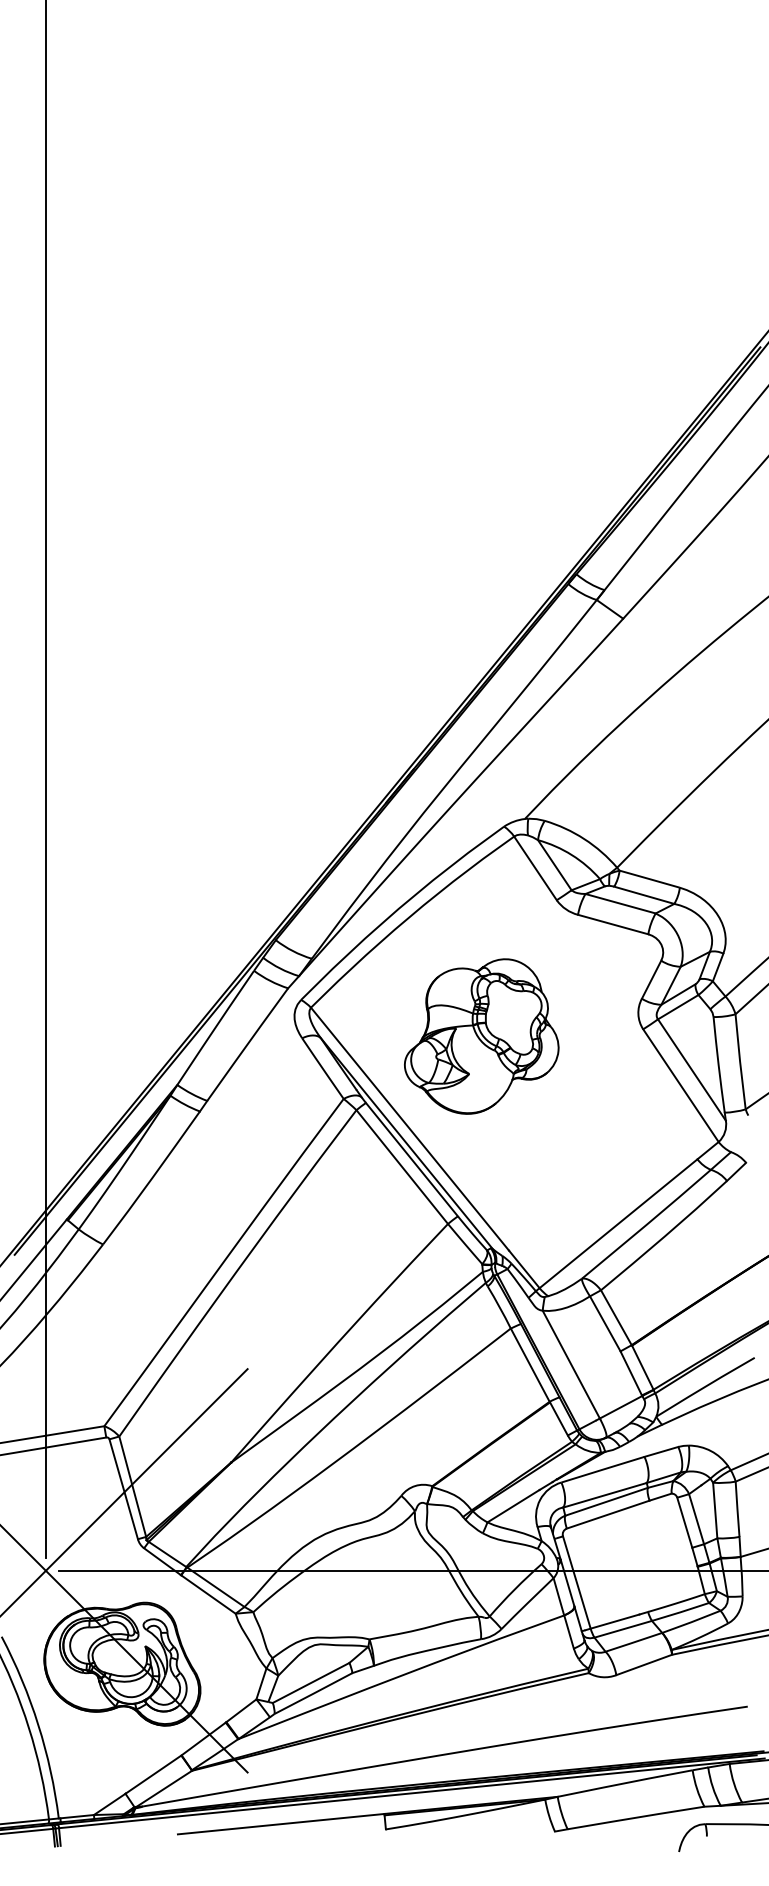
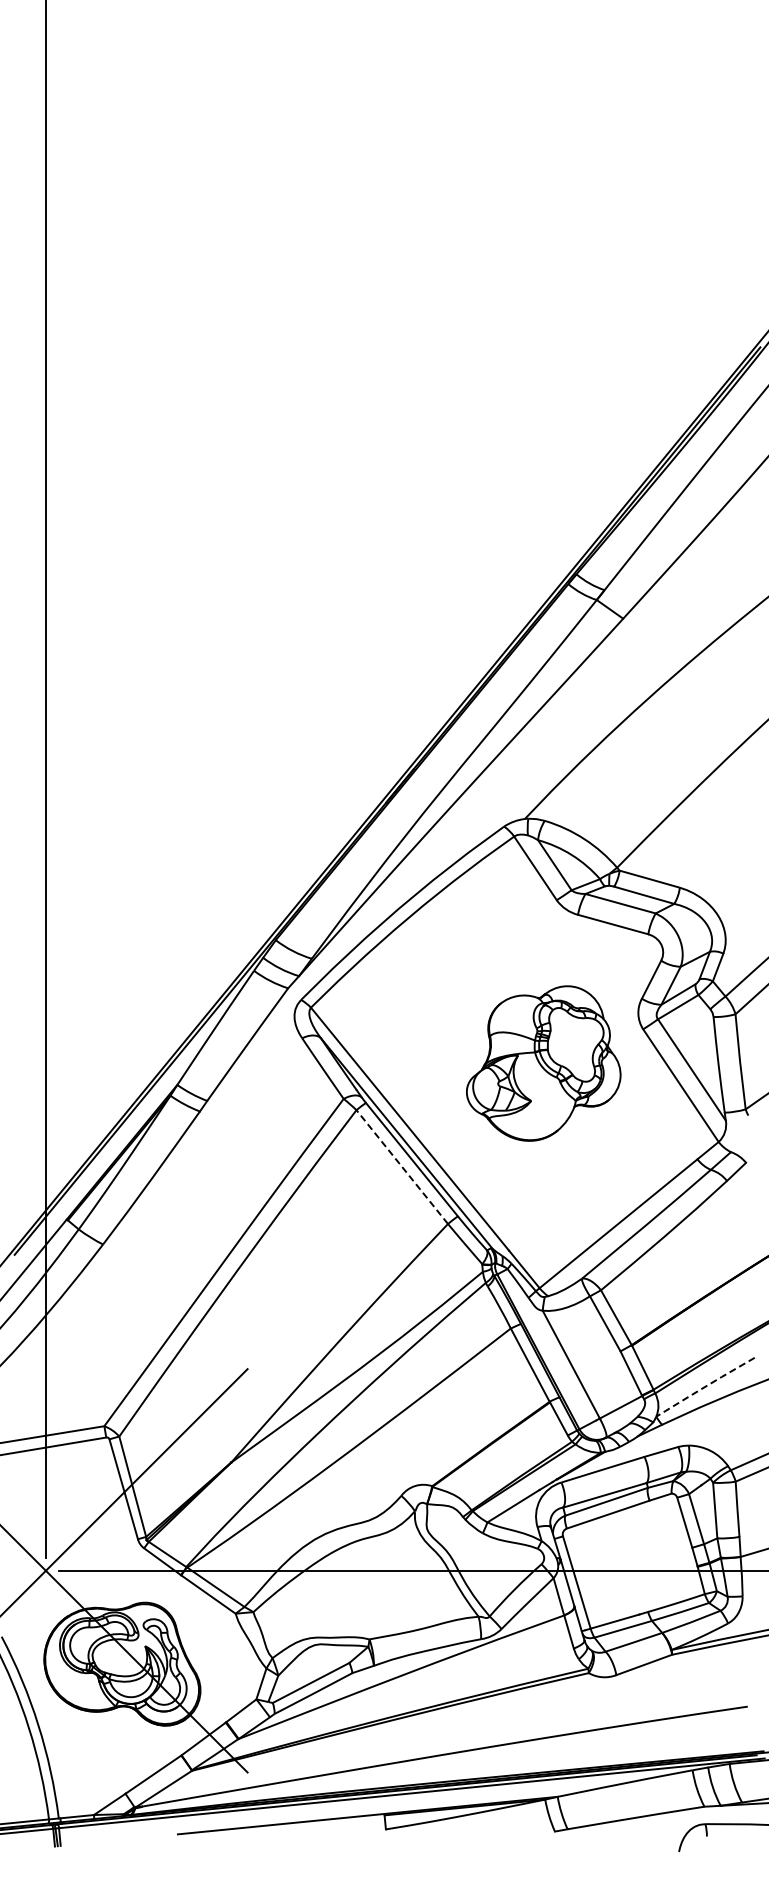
part position: (481, 1036) -> (543, 1063) (543, 1063)
line: solid -> dashed (402, 1167)
line: solid -> dashed (705, 1387)
